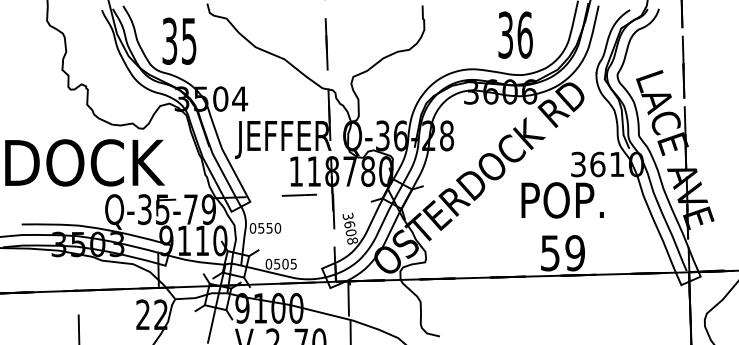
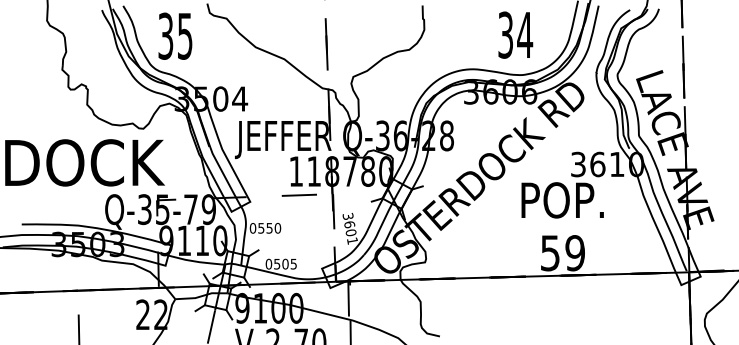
text: 36 -> 34 (525, 34)
text position: (179, 40) -> (175, 35) (175, 35)
text: 3608 -> 3601 (352, 240)
